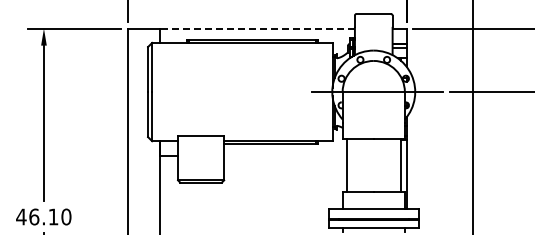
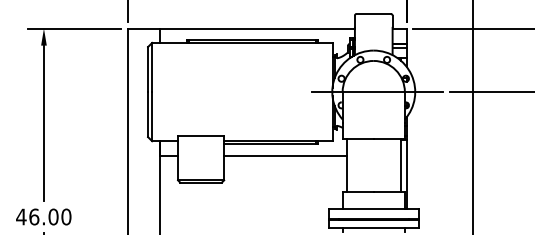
line: dashed -> solid (257, 28)
line: none -> present (285, 155)
text: 46.10 -> 46.00 (53, 216)
